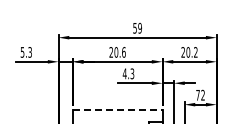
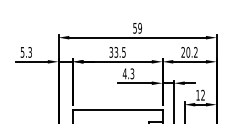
text: 20.6 -> 33.5 (117, 52)
text: 72 -> 12 (197, 95)
line: dashed -> solid (117, 110)
